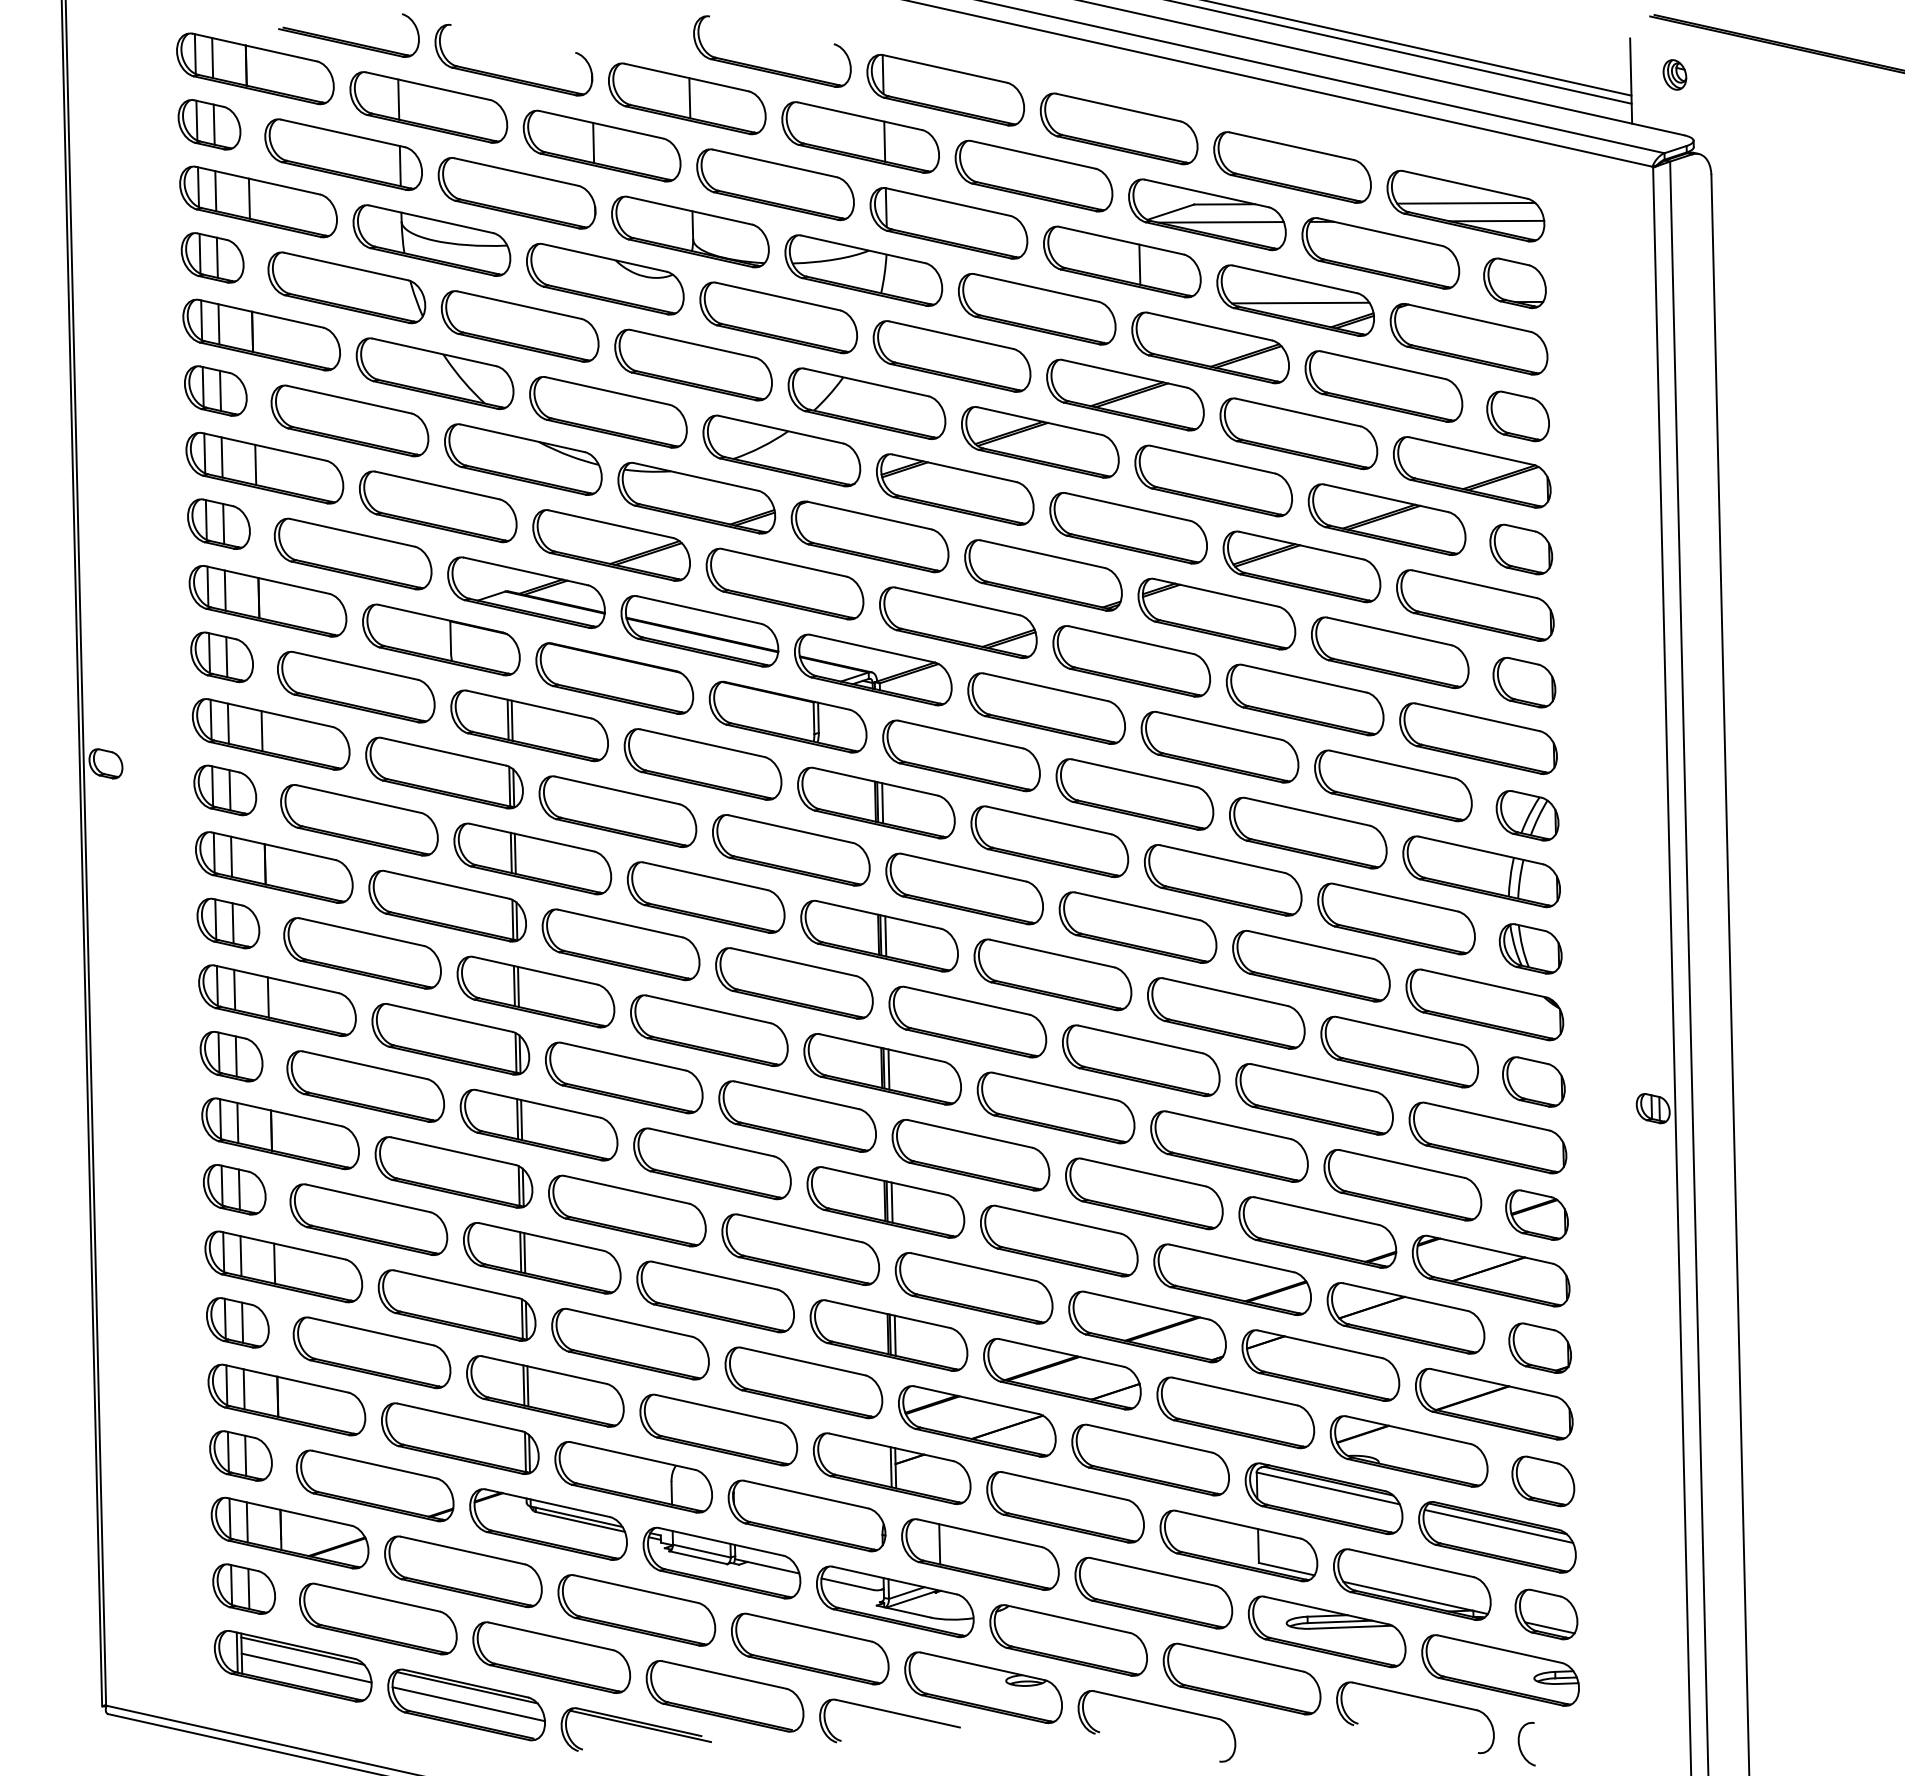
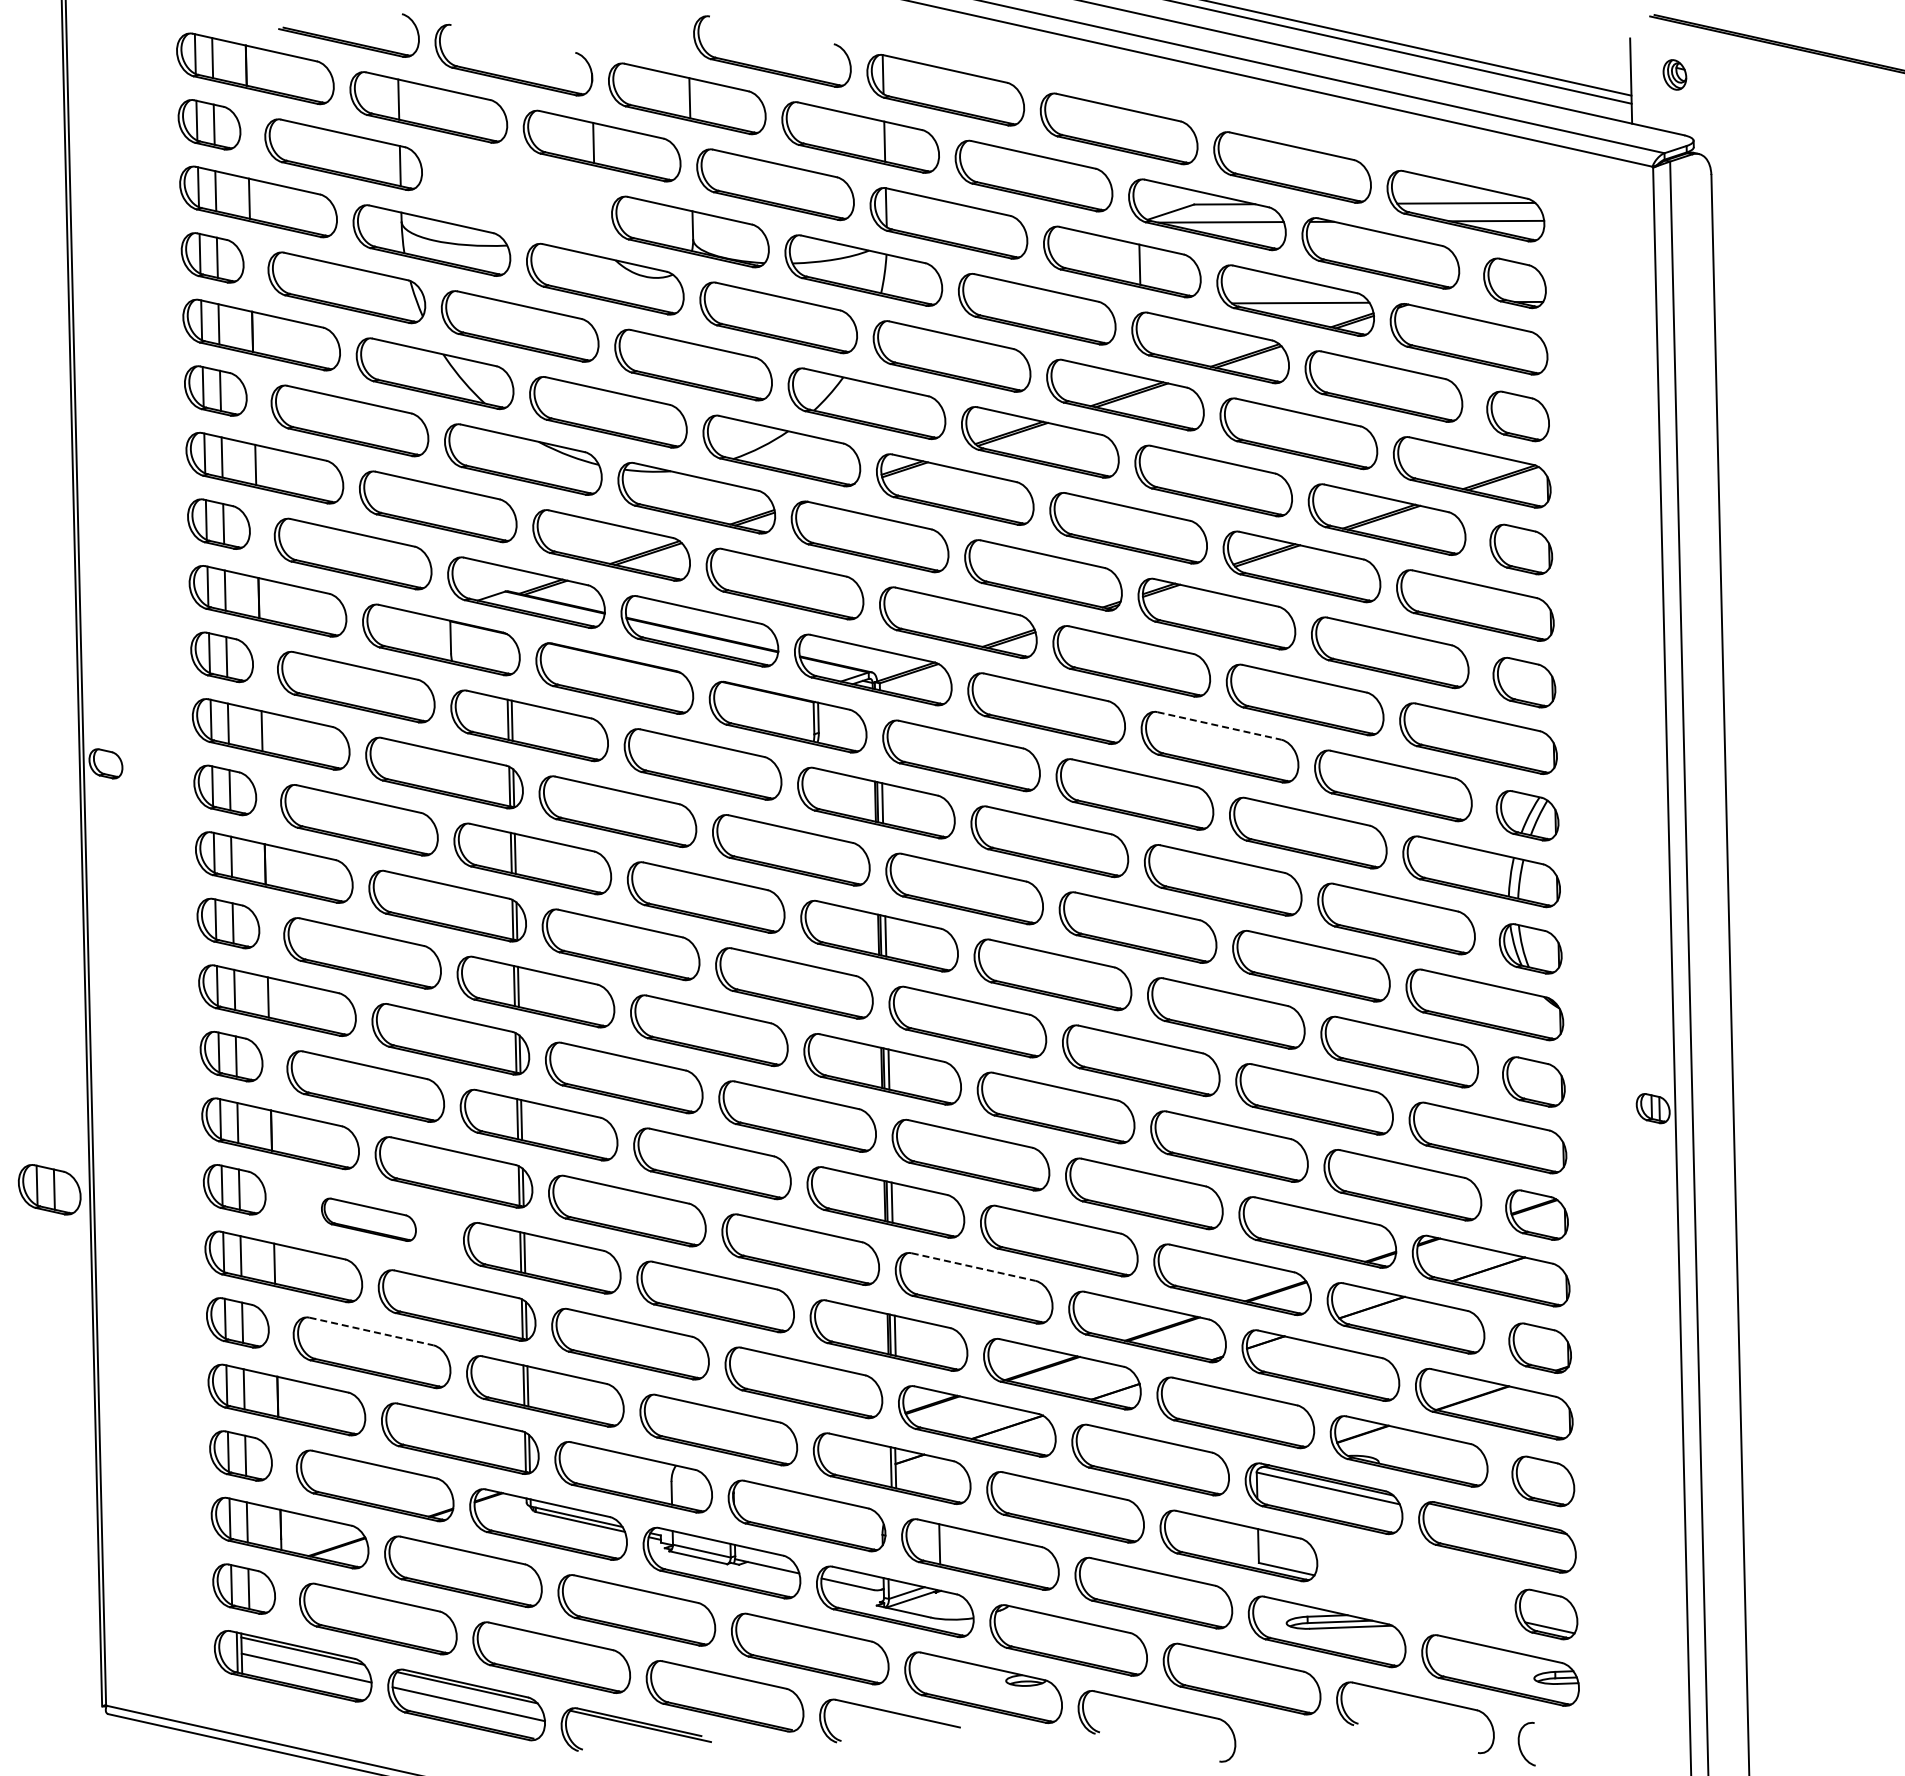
part: present -> none (516, 193)
line: solid -> dashed (1220, 726)
part: none -> present (49, 1189)
part size: 160x74 px -> 96x45 px (368, 1219)
line: solid -> dashed (974, 1267)
line: solid -> dashed (372, 1331)
line: present -> none (1498, 1525)
part: present -> none (1412, 1584)
